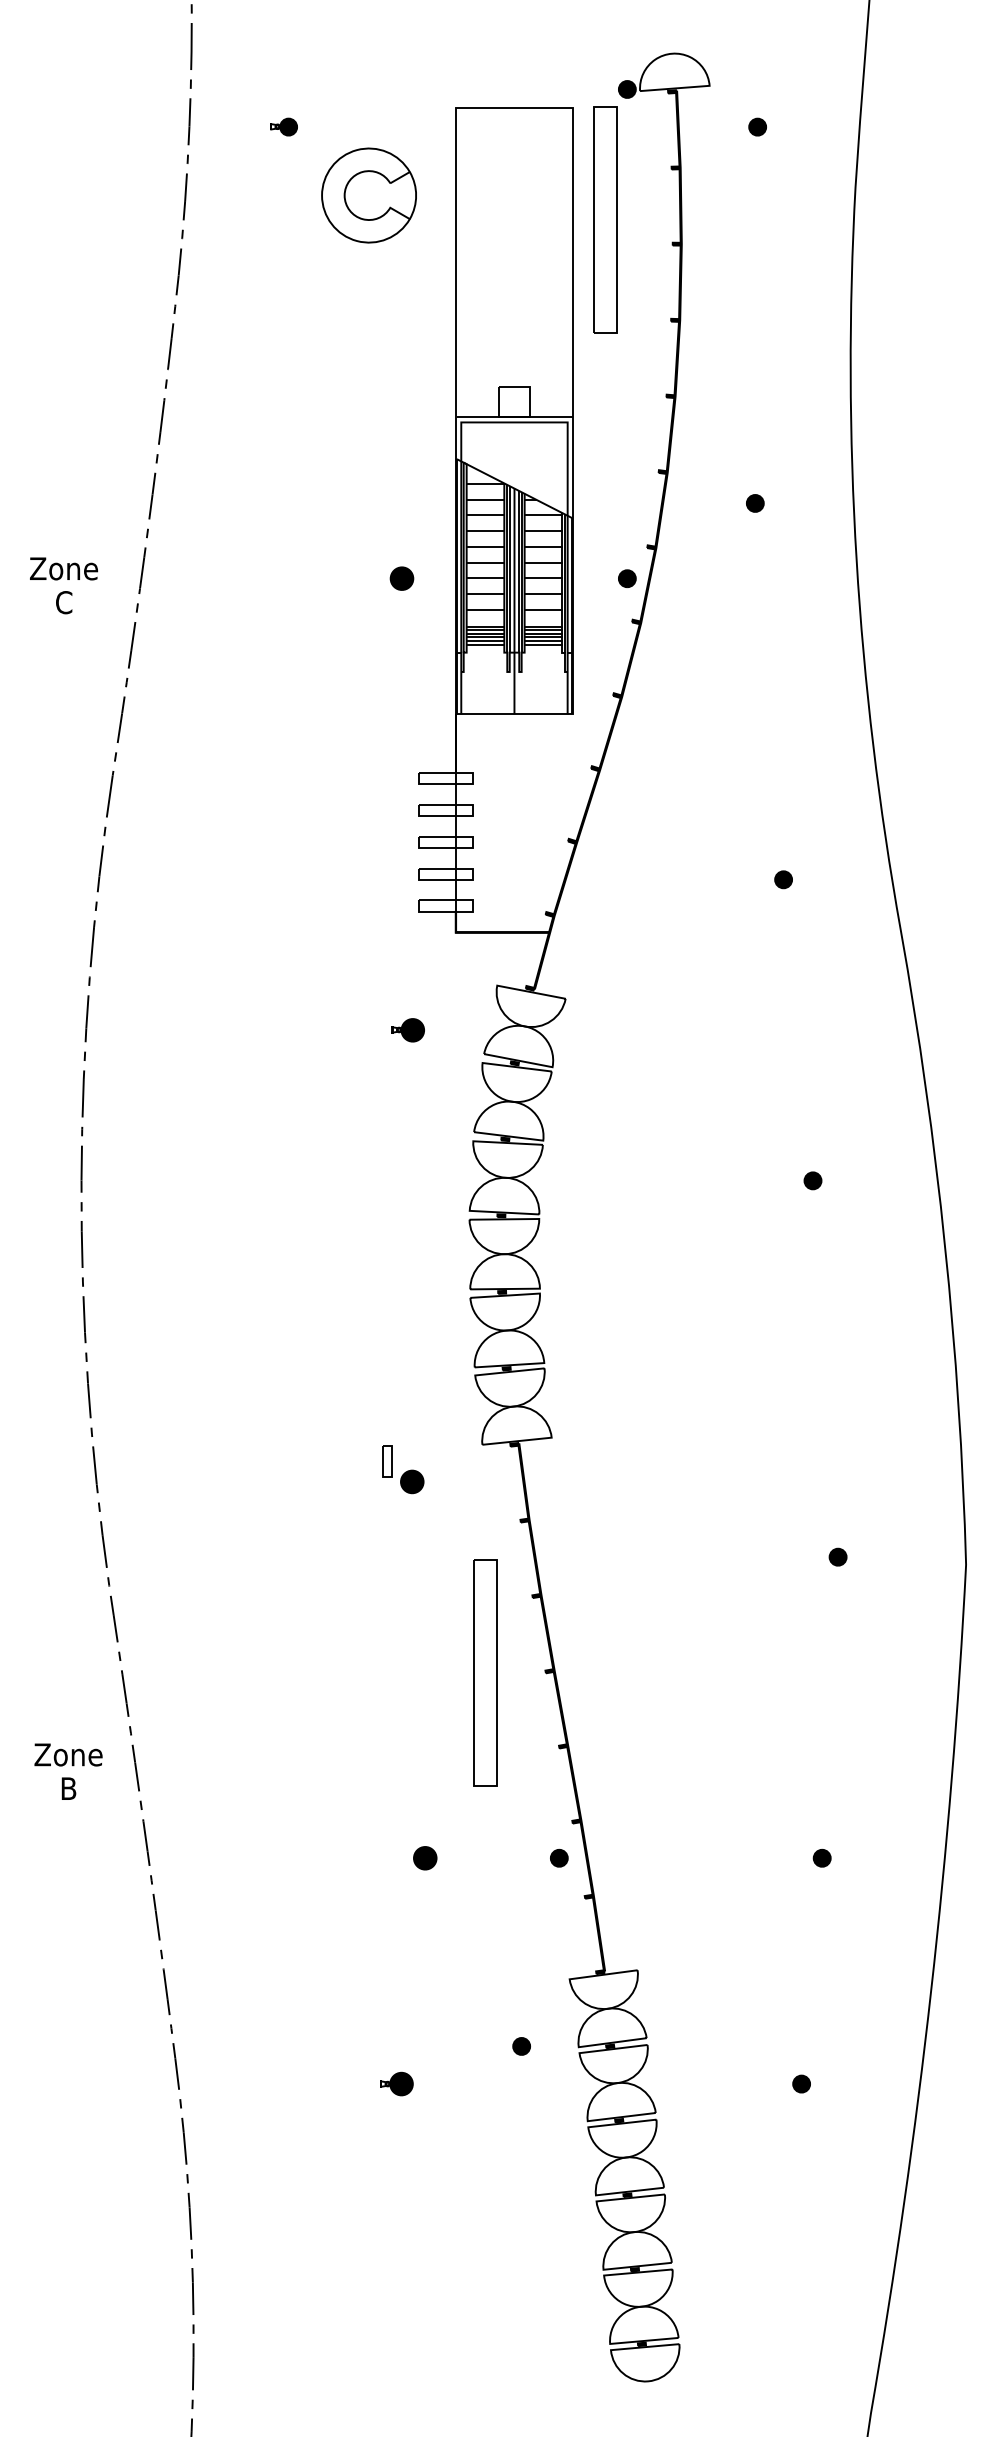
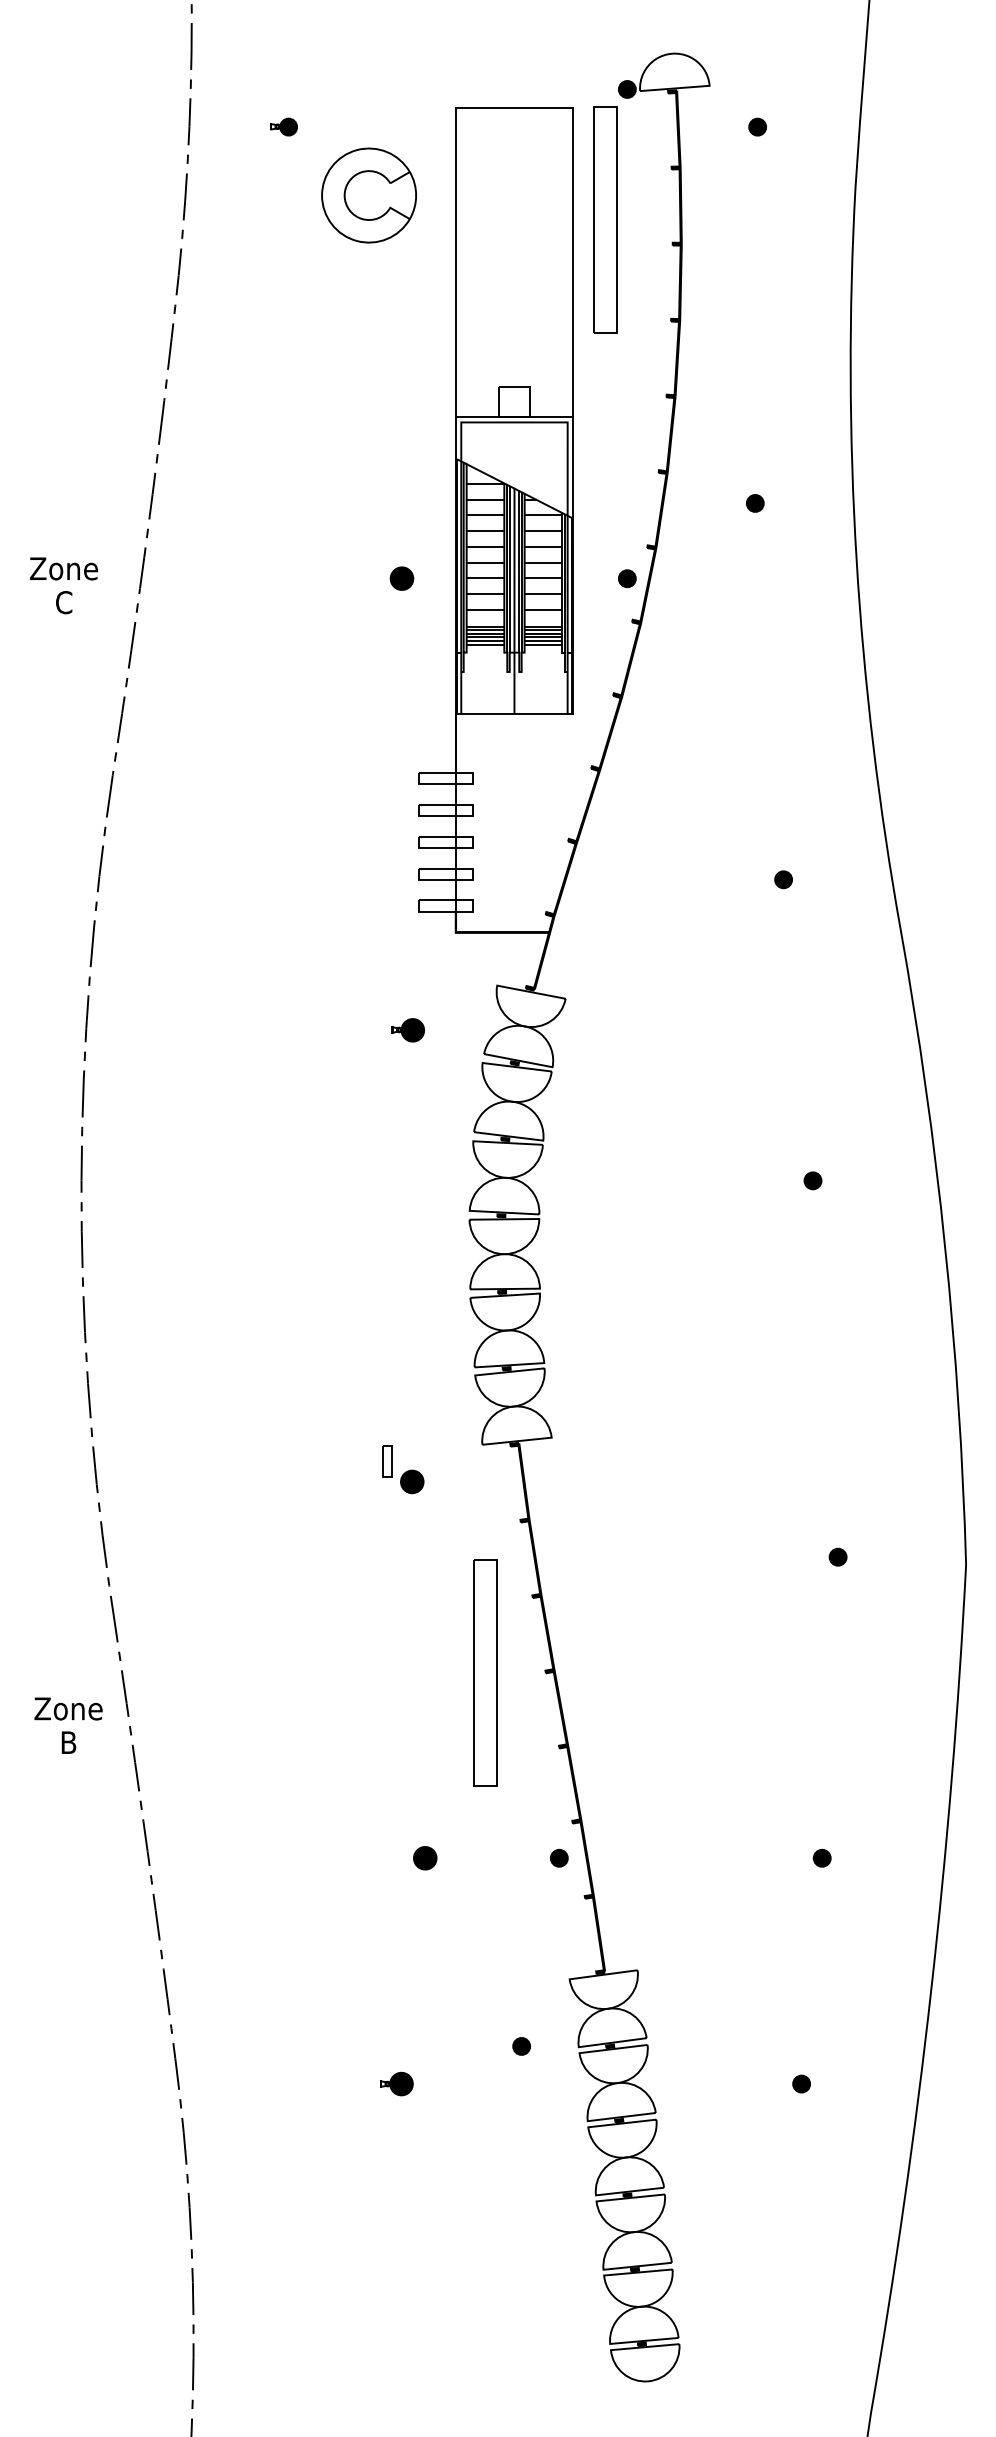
text position: (68, 1771) -> (68, 1725) (68, 1725)
